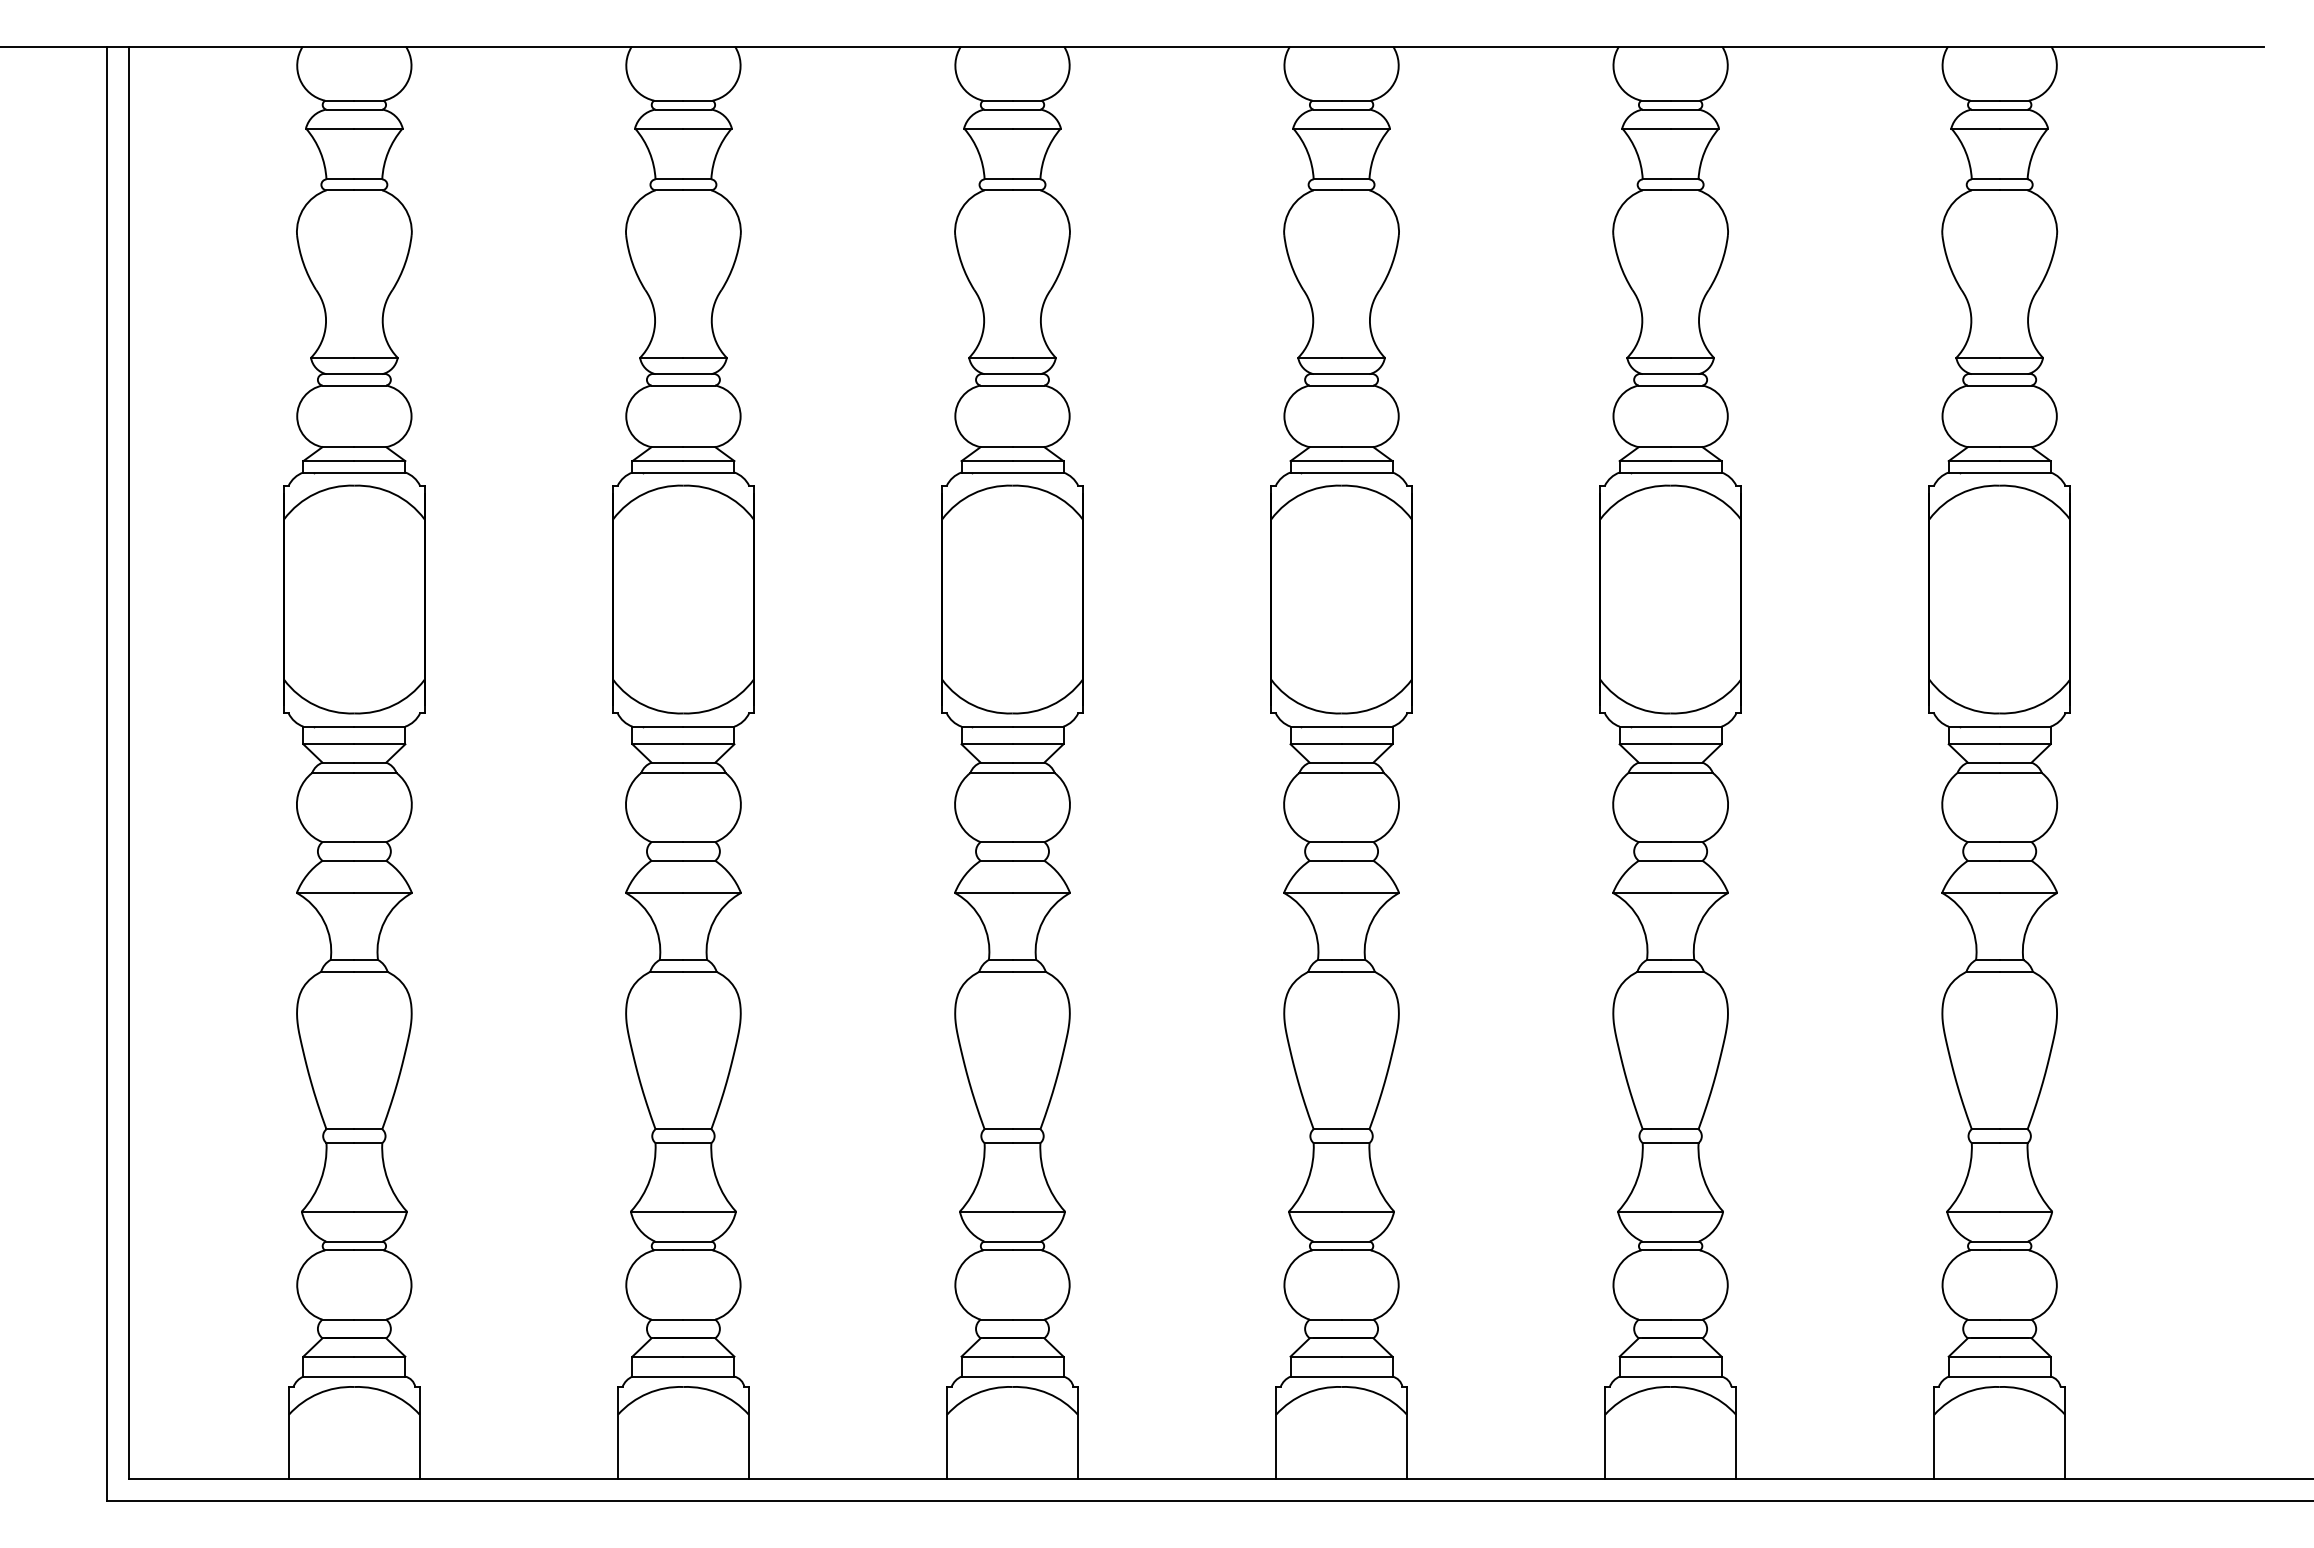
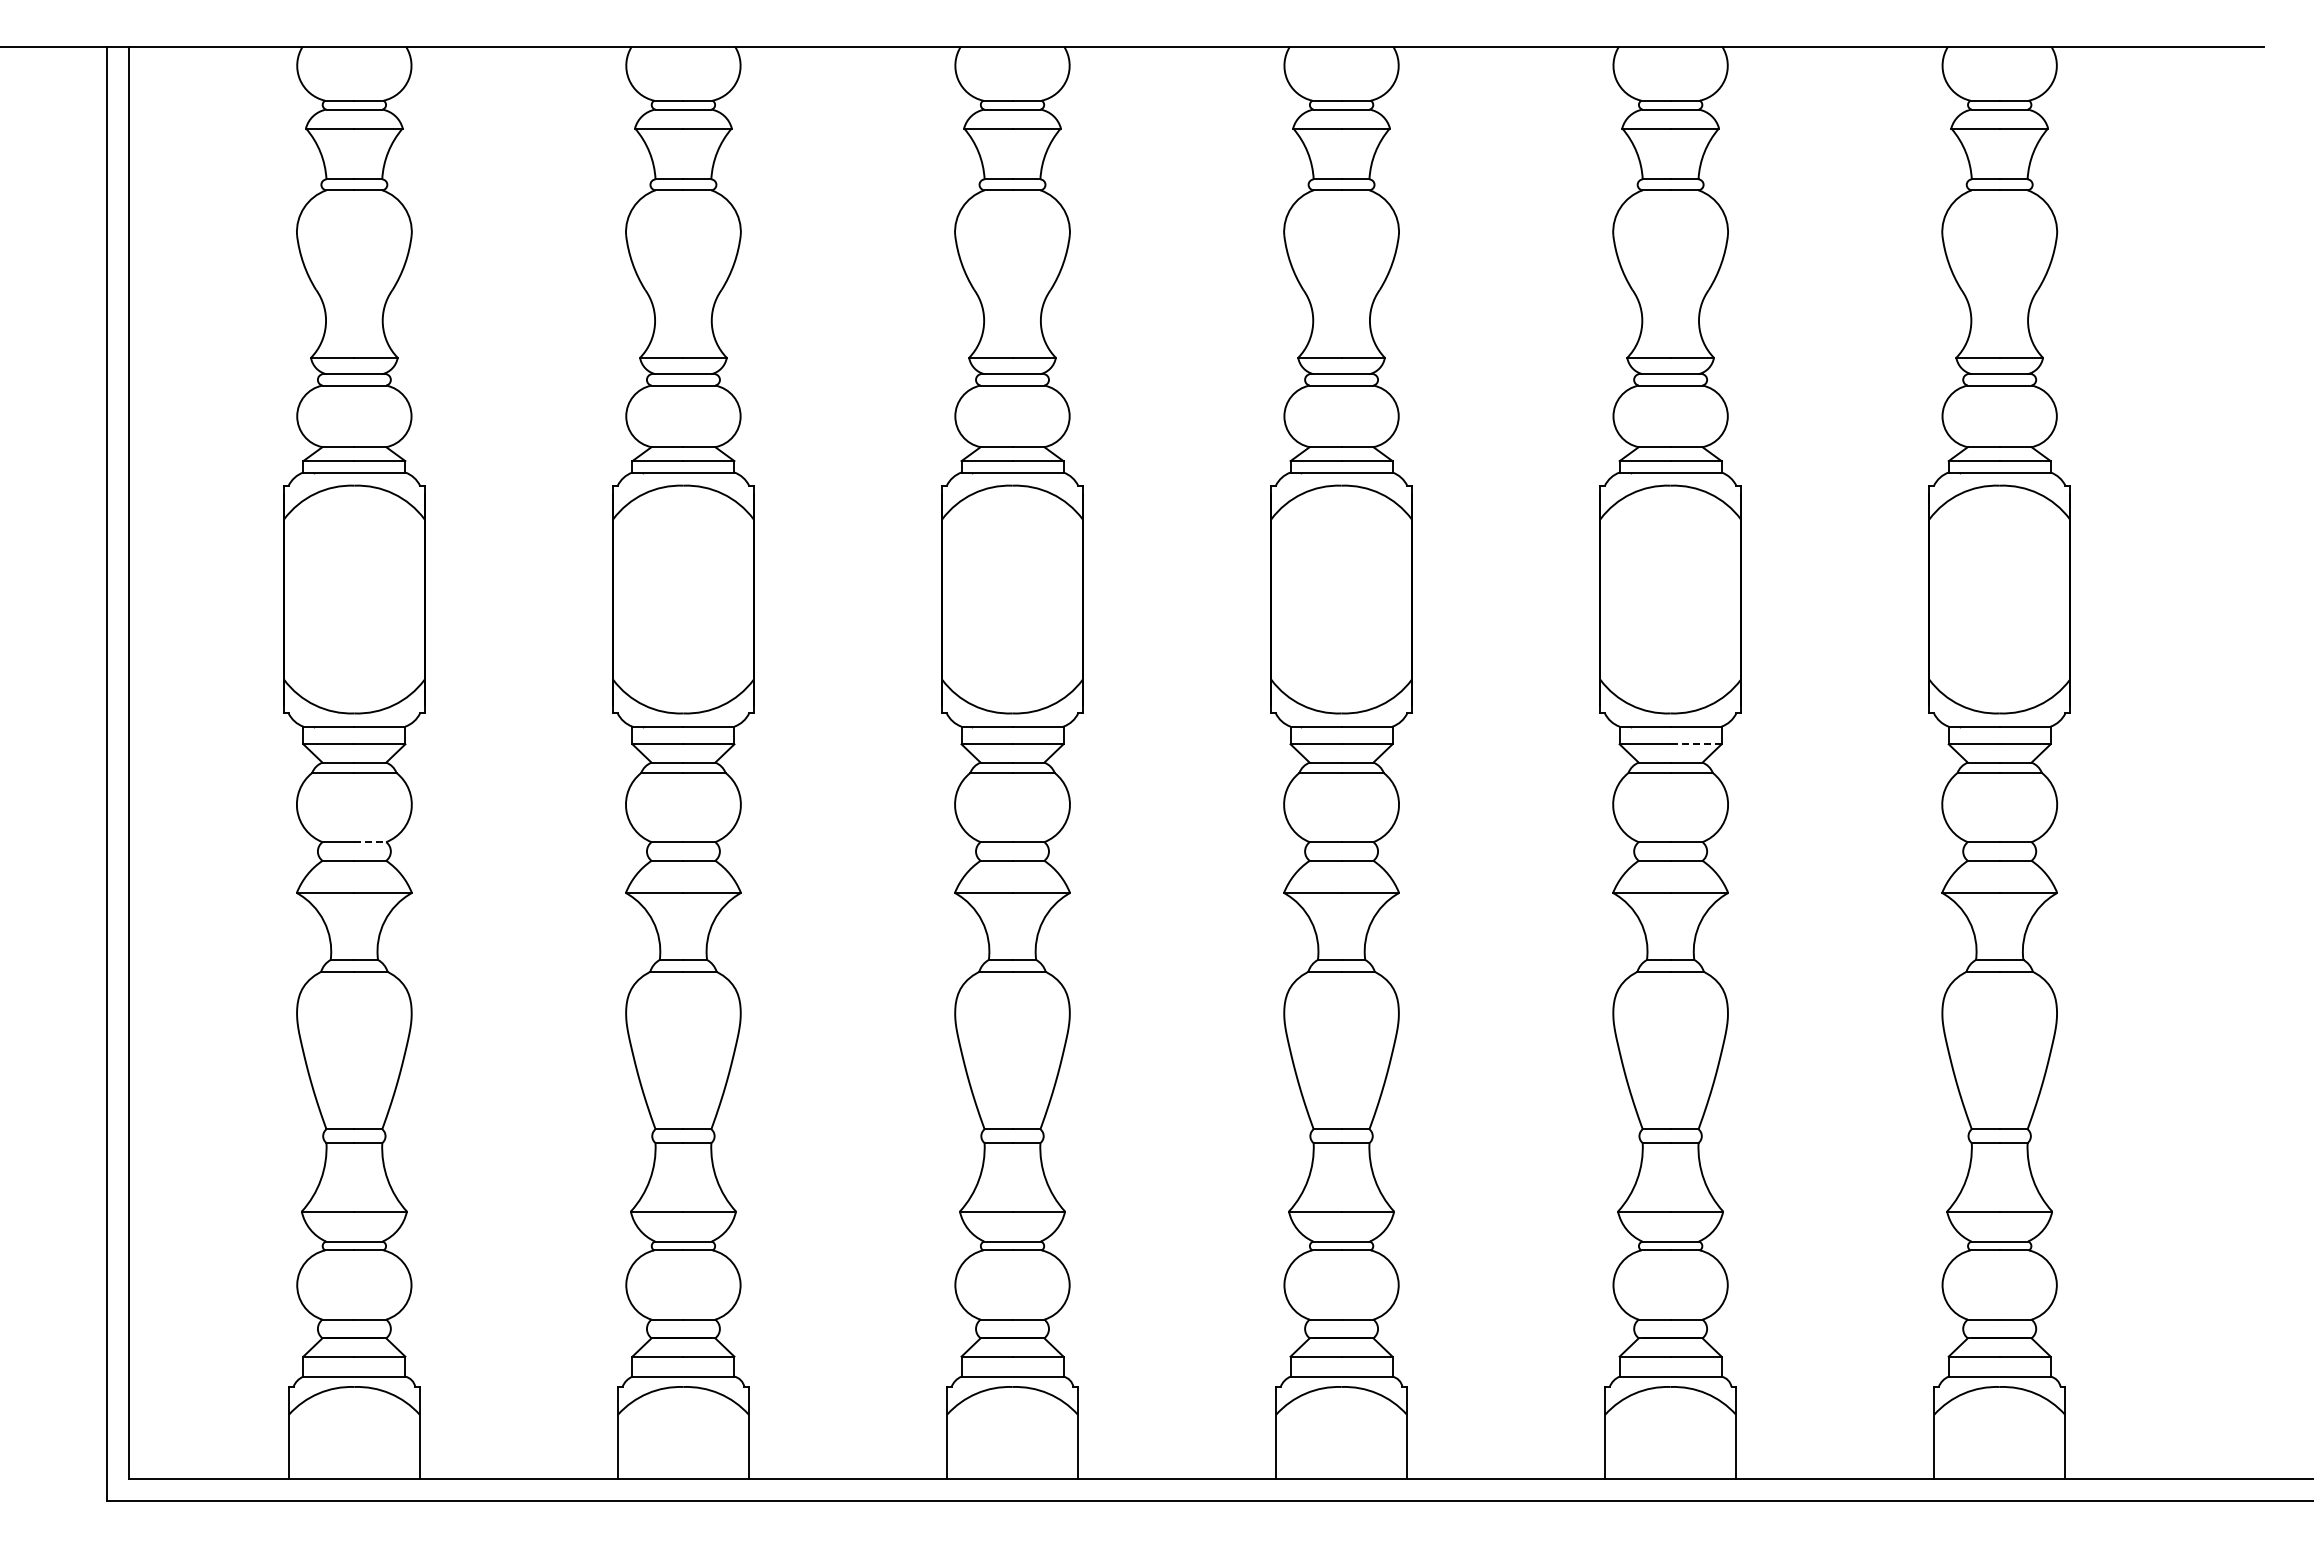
line: solid -> dashed (1695, 744)
line: solid -> dashed (370, 842)
